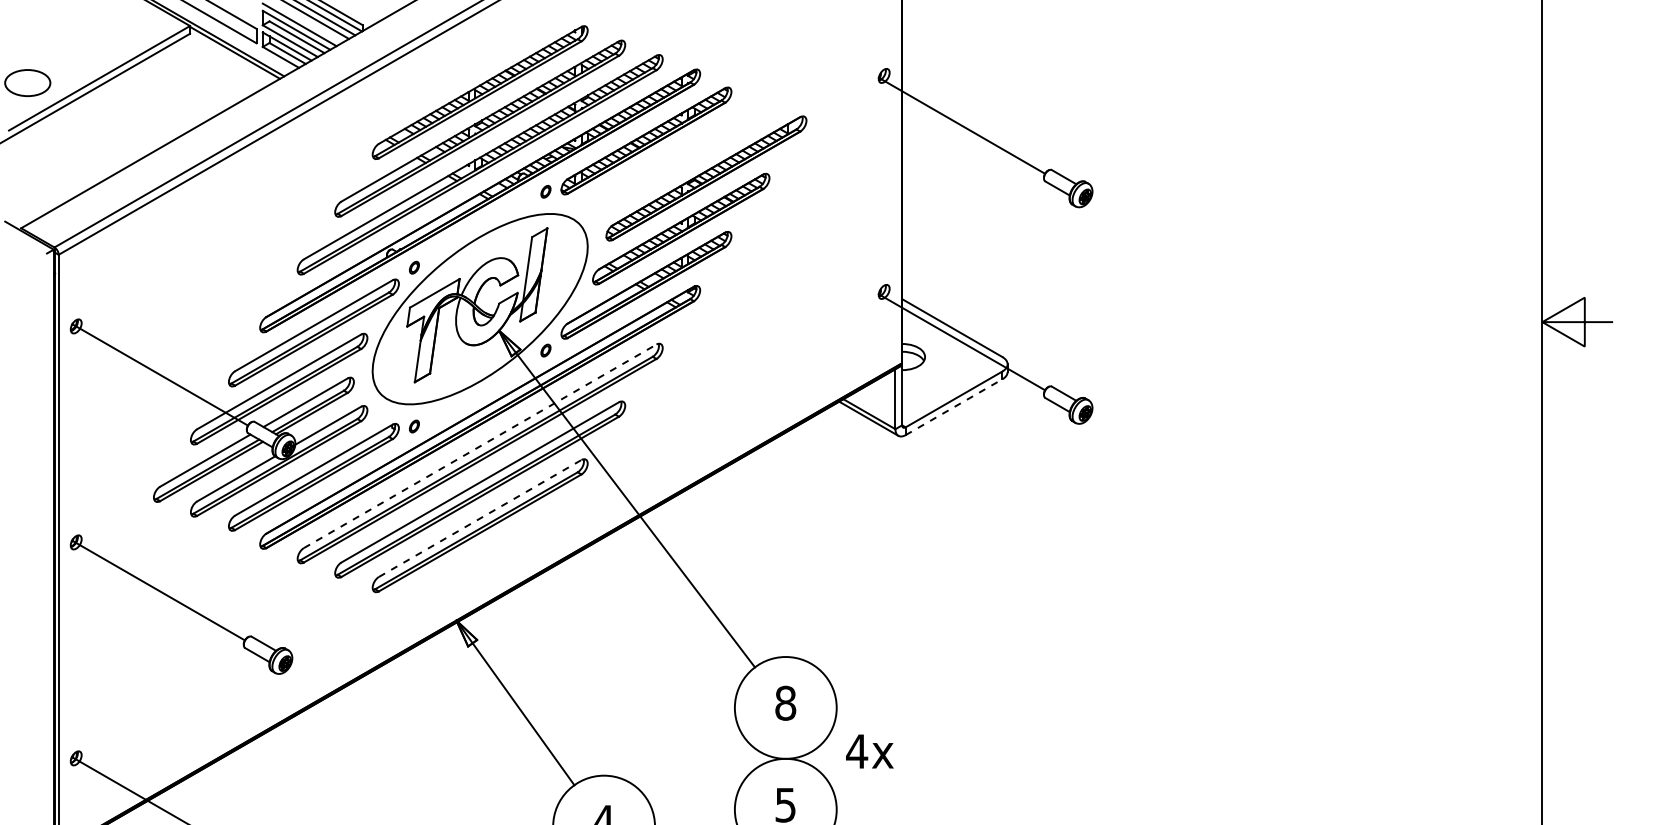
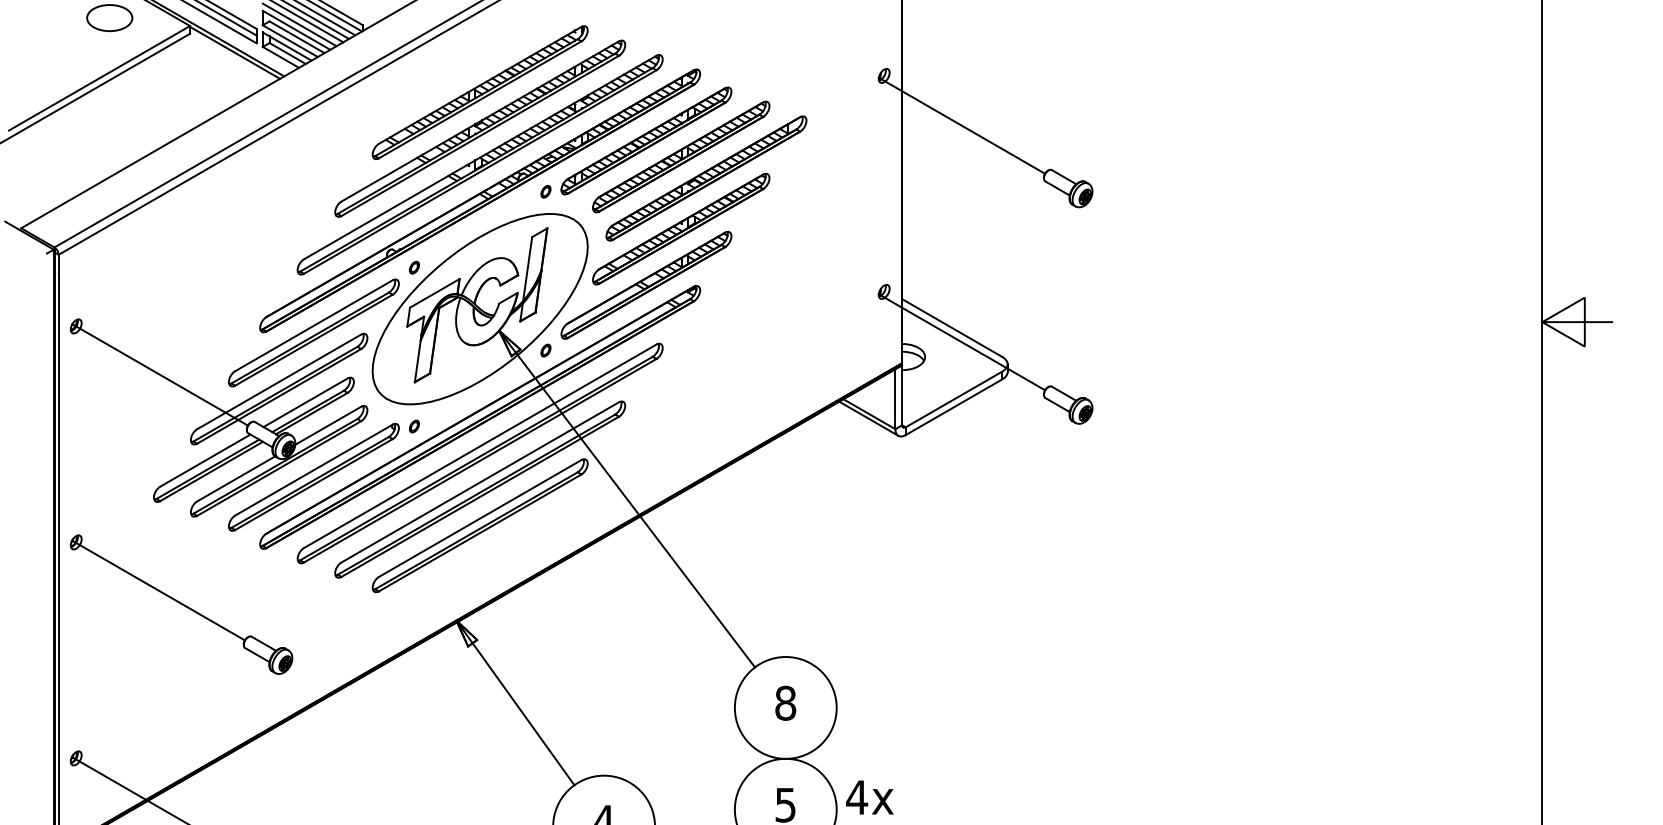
line: none -> present (227, 18)
line: none -> present (308, 22)
part position: (27, 82) -> (109, 17) (109, 17)
part: none -> present (681, 156)
line: dashed -> solid (954, 407)
line: dashed -> solid (480, 446)
line: dashed -> solid (480, 518)
text position: (869, 751) -> (869, 797) (869, 797)
